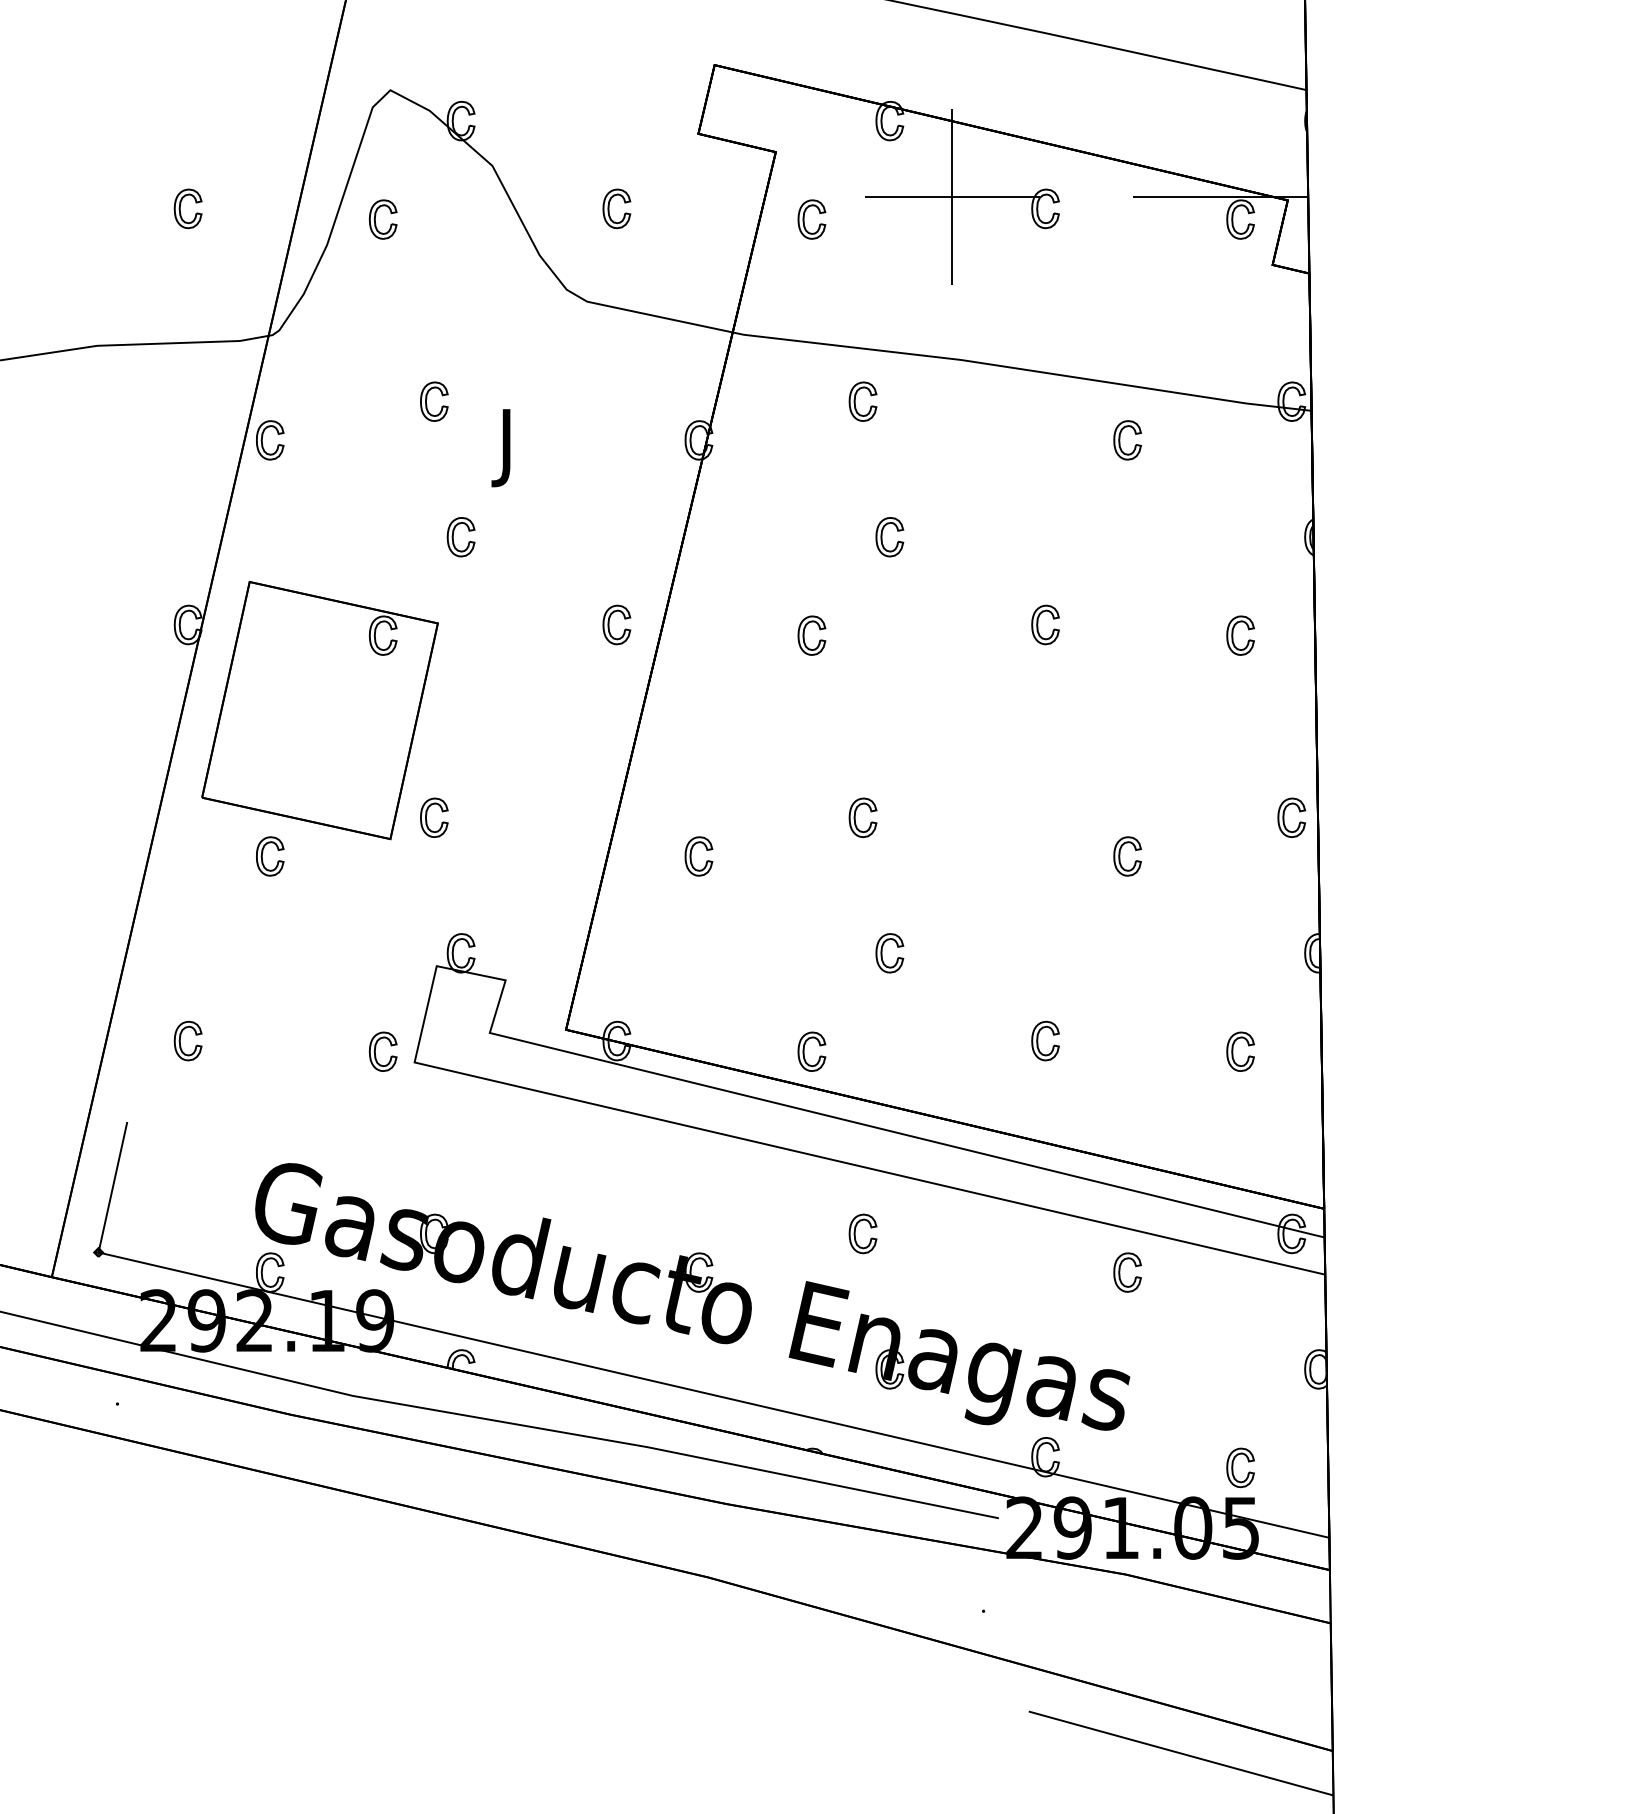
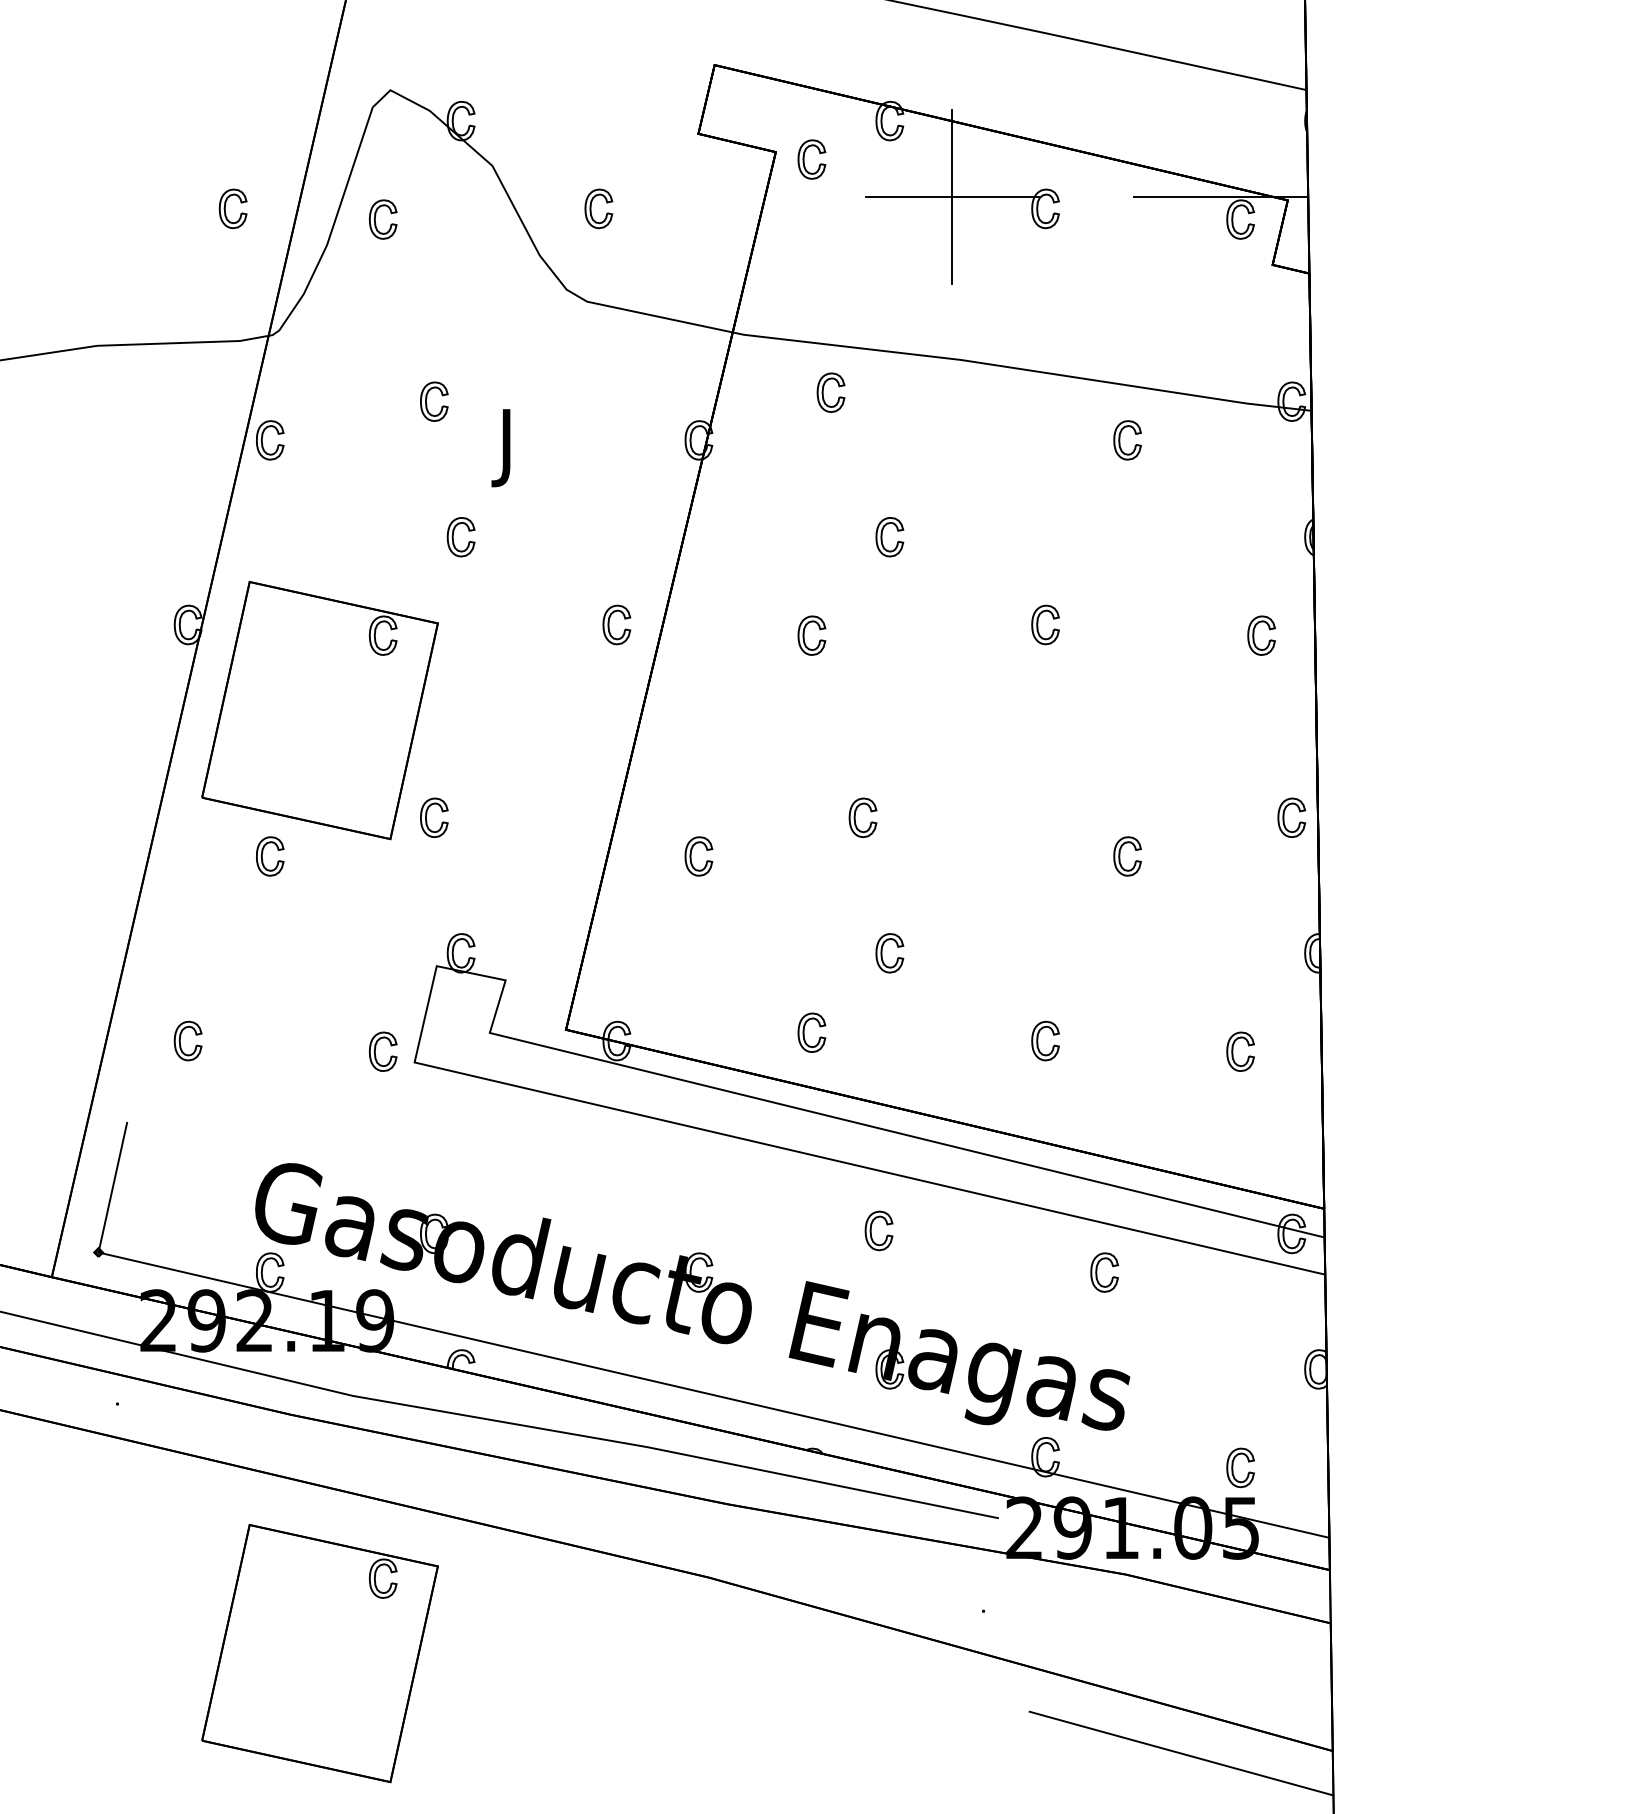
part position: (180, 208) -> (225, 208) (225, 208)
part position: (609, 208) -> (591, 208) (591, 208)
part position: (804, 219) -> (804, 159) (804, 159)
part position: (855, 401) -> (823, 392) (823, 392)
part position: (1233, 635) -> (1254, 635) (1254, 635)
part position: (804, 1051) -> (804, 1032) (804, 1032)
part position: (855, 1233) -> (871, 1230) (871, 1230)
part position: (1120, 1272) -> (1097, 1272) (1097, 1272)
part: none -> present (319, 1653)
